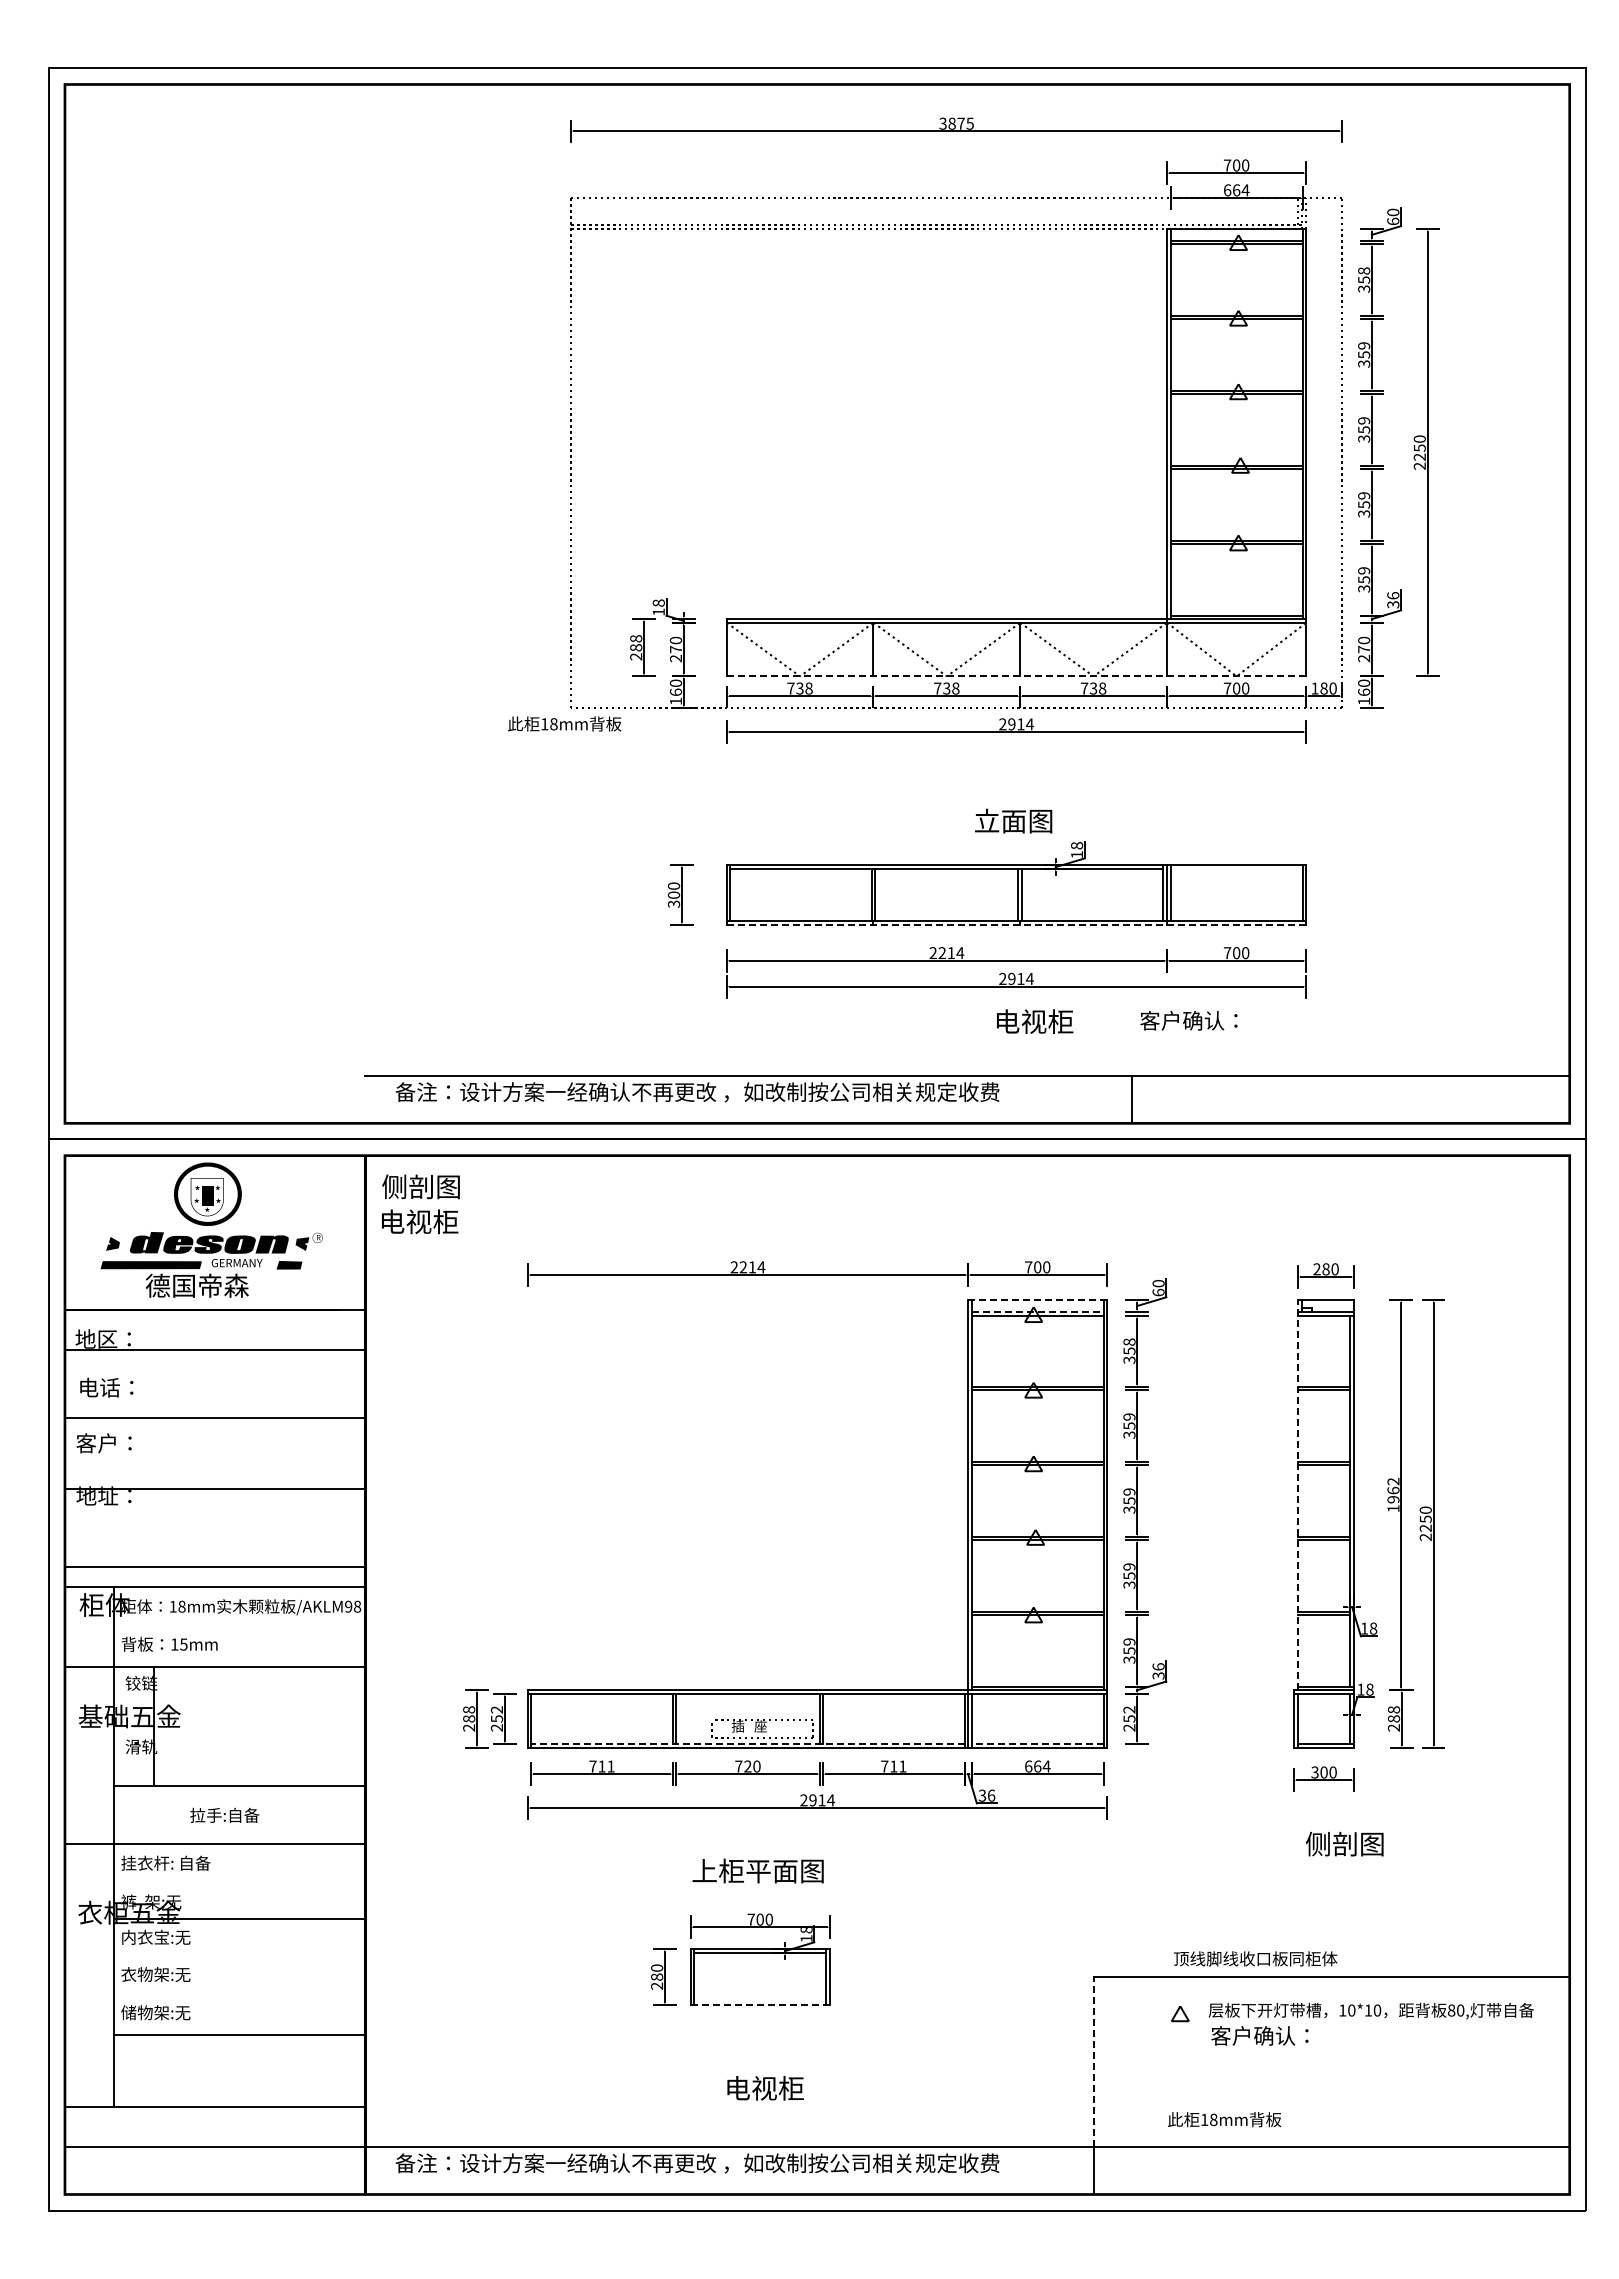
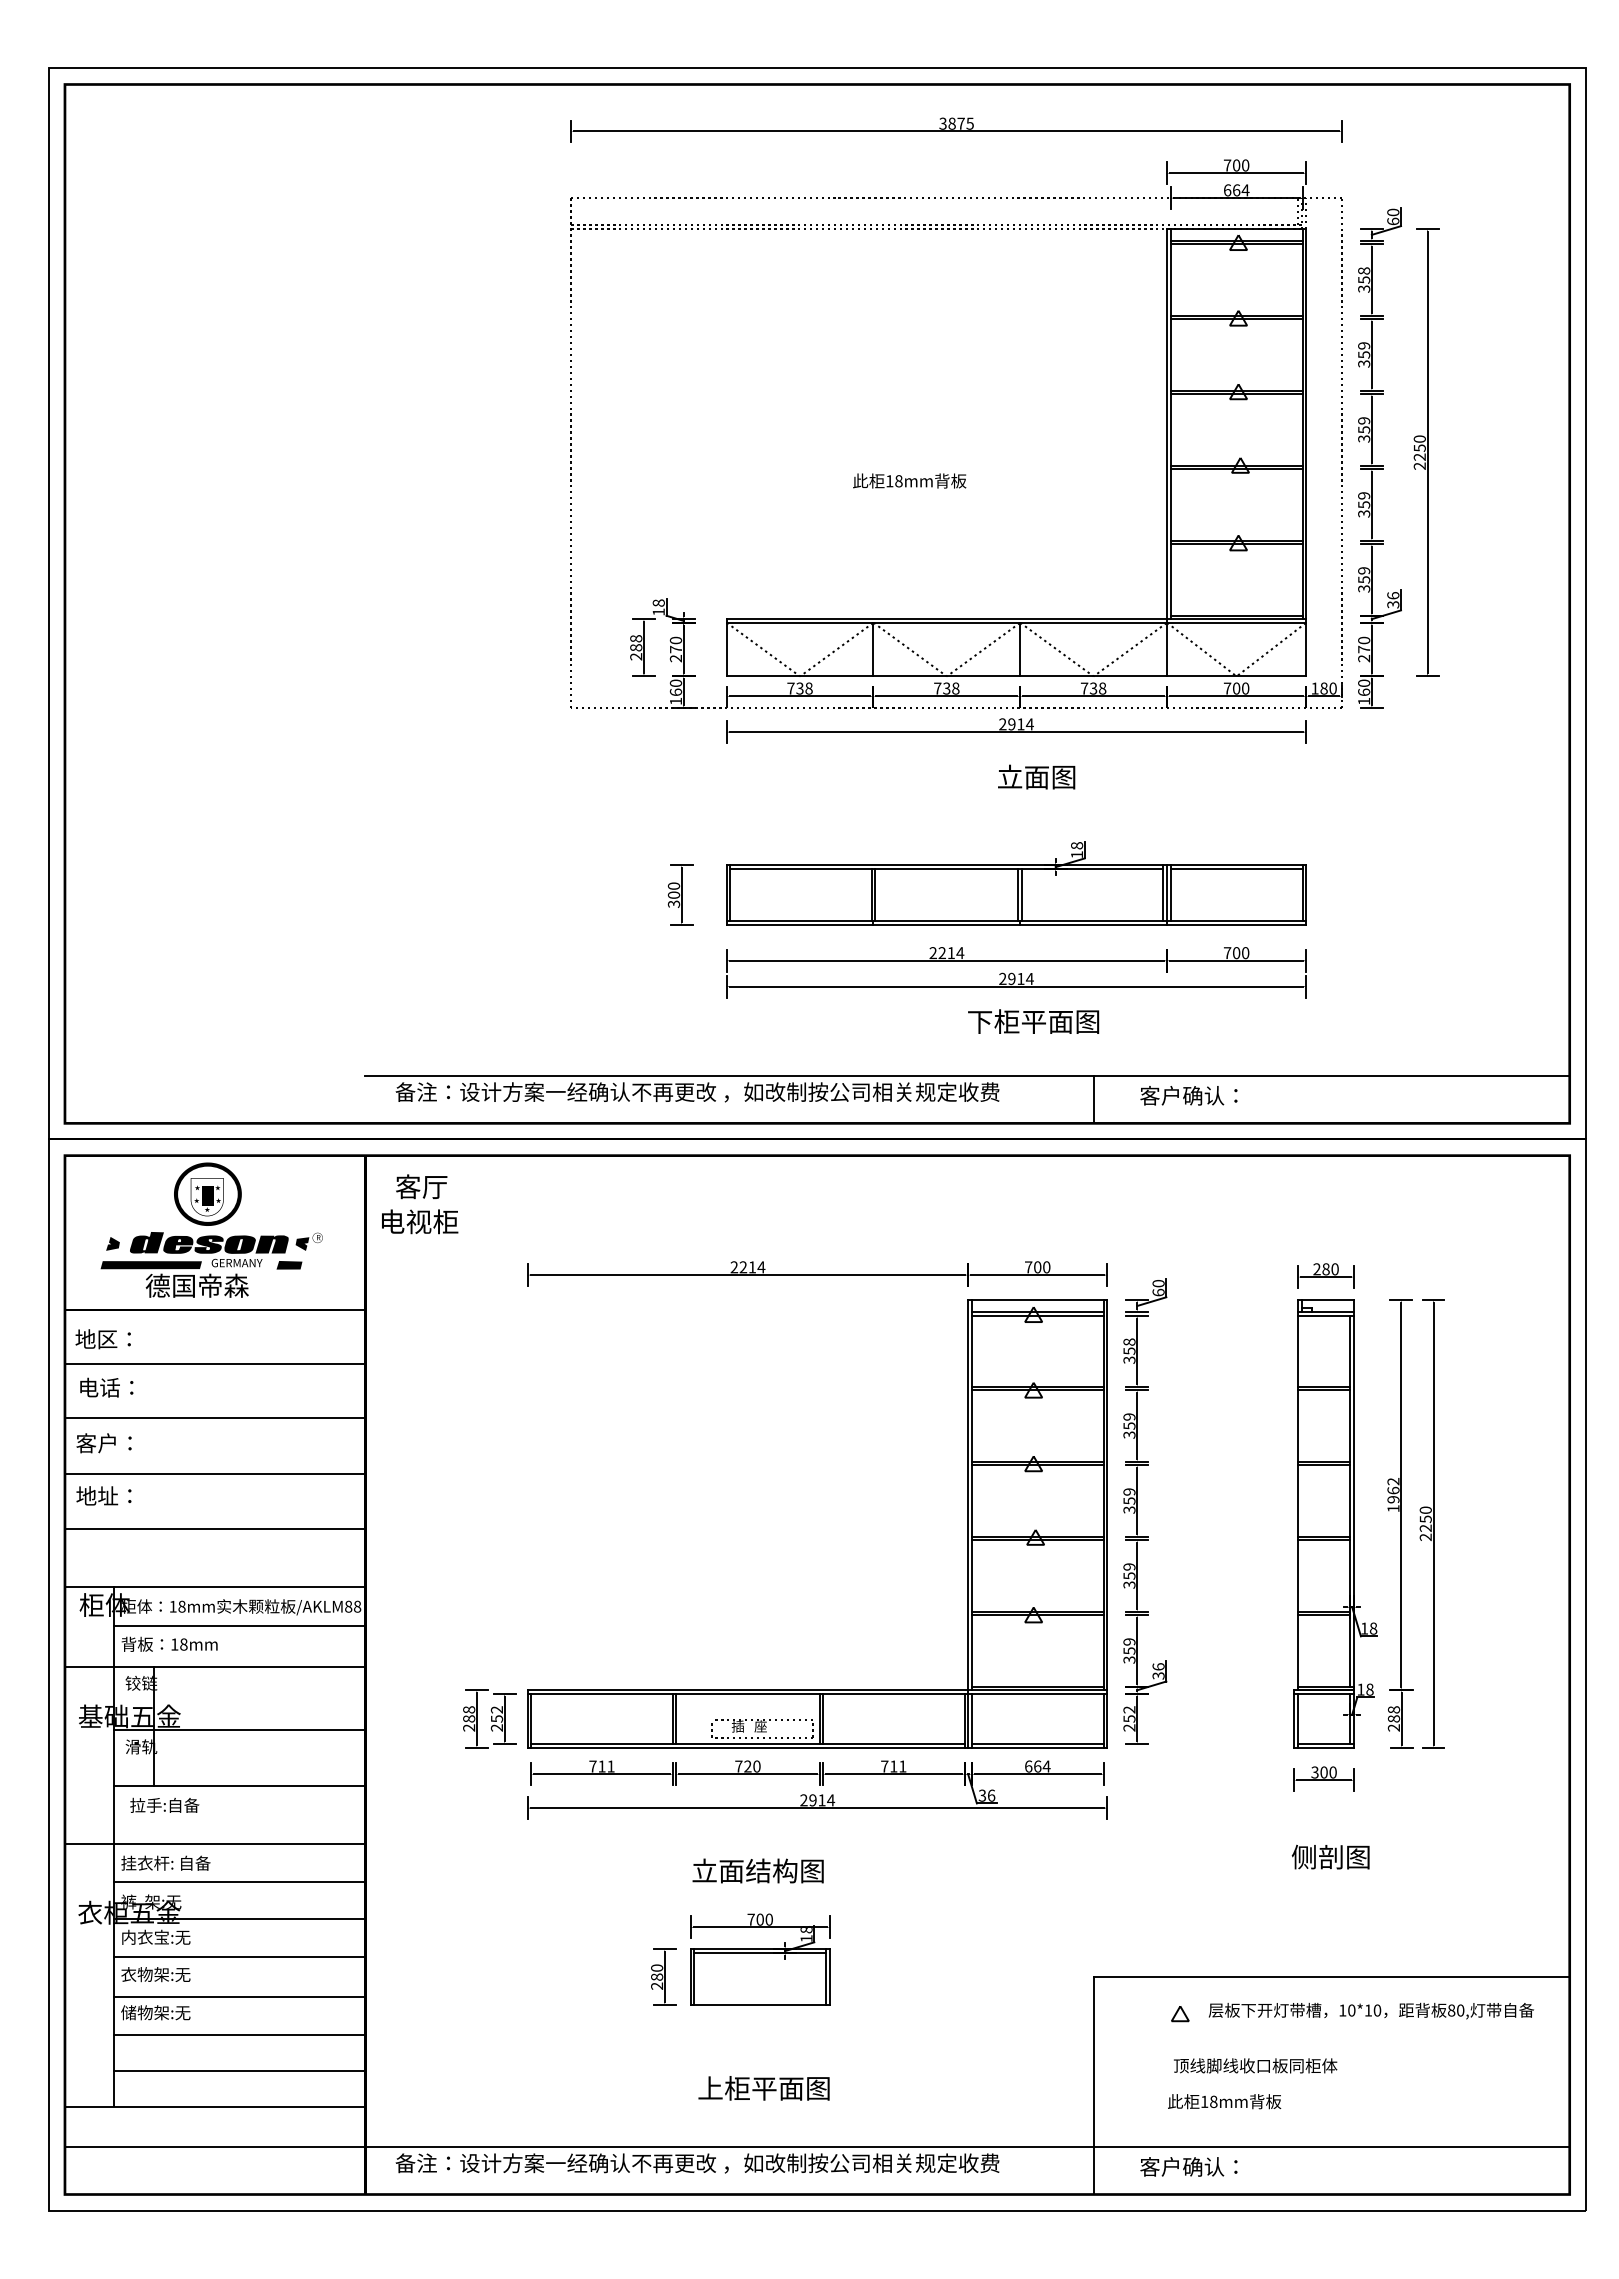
line: dashed -> solid (1016, 676)
text position: (564, 723) -> (909, 480) (909, 480)
text position: (1013, 820) -> (1036, 776) (1036, 776)
line: none -> present (1236, 868)
line: dashed -> solid (1016, 925)
text position: (1188, 1020) -> (1188, 1095) (1188, 1095)
text: 电视柜 -> 下柜平面图 (1033, 1021)
line position: (1132, 1099) -> (1094, 1099) (1094, 1099)
text: 侧剖图 -> 客厅 (420, 1186)
line: dashed -> solid (1037, 1300)
line: dashed -> solid (1038, 1311)
line position: (214, 1350) -> (214, 1364) (214, 1364)
line position: (214, 1488) -> (214, 1473) (214, 1473)
line: dashed -> solid (1298, 1494)
line position: (214, 1566) -> (214, 1528) (214, 1528)
text: /AKLM98 -> /AKLM88 (348, 1606)
line: none -> present (239, 1625)
text: 15mm -> 18mm (183, 1644)
line: none -> present (239, 1729)
line: dashed -> solid (747, 1743)
line: dashed -> solid (1037, 1743)
text position: (224, 1814) -> (164, 1804) (164, 1804)
text position: (1344, 1843) -> (1330, 1856) (1330, 1856)
text: 上柜平面图 -> 立面结构图 (745, 1870)
line: none -> present (239, 1882)
line: none -> present (239, 1957)
text position: (1255, 1958) -> (1255, 2065) (1255, 2065)
line: none -> present (239, 1996)
line: dashed -> solid (760, 2004)
text position: (1259, 2035) -> (1188, 2166) (1188, 2166)
line: dashed -> solid (1094, 2061)
line: none -> present (239, 2070)
text: 电视柜 -> 上柜平面图 (763, 2088)
text position: (1224, 2119) -> (1224, 2101) (1224, 2101)
